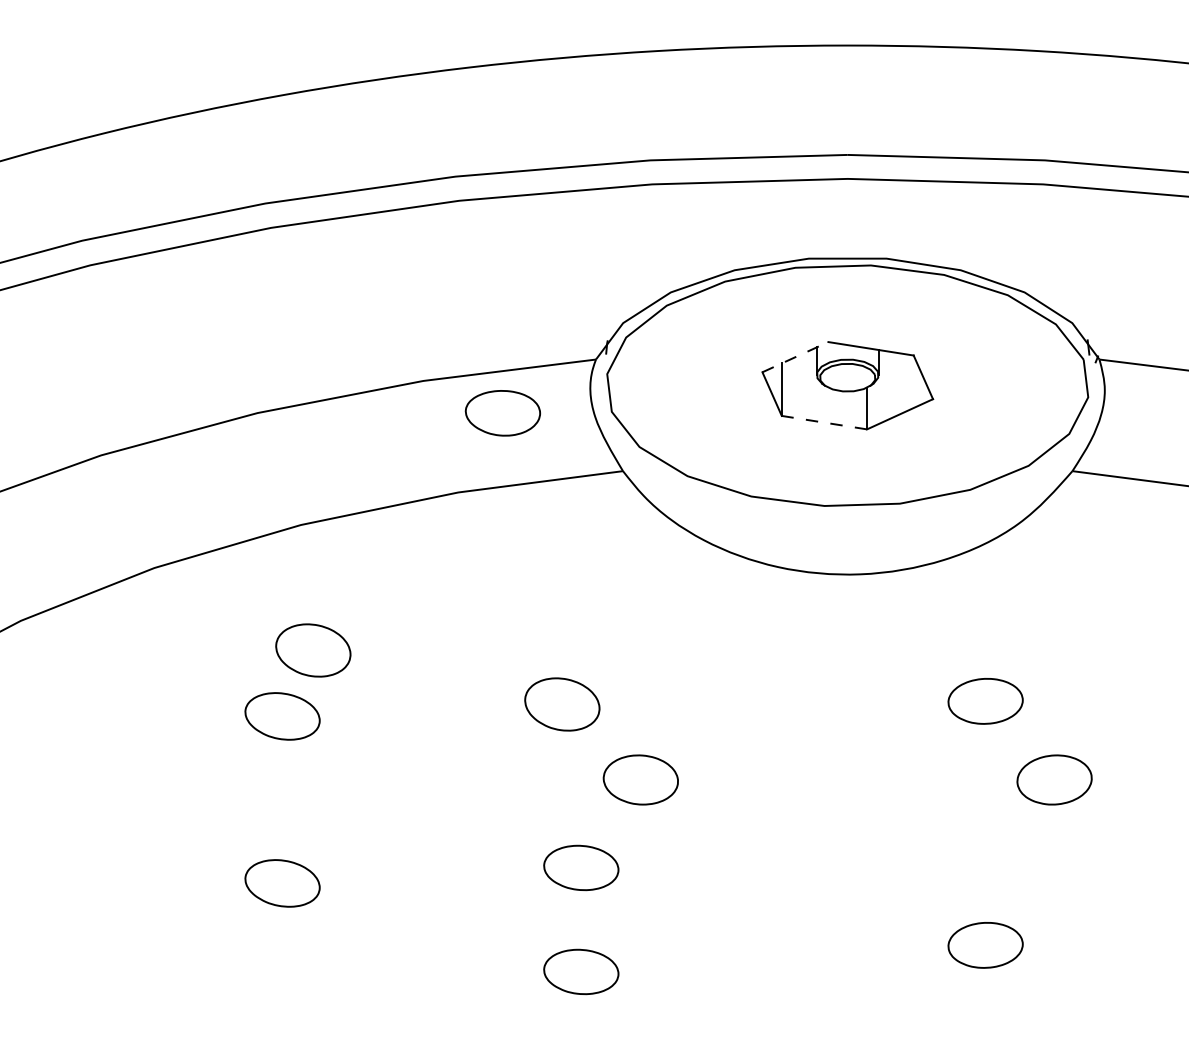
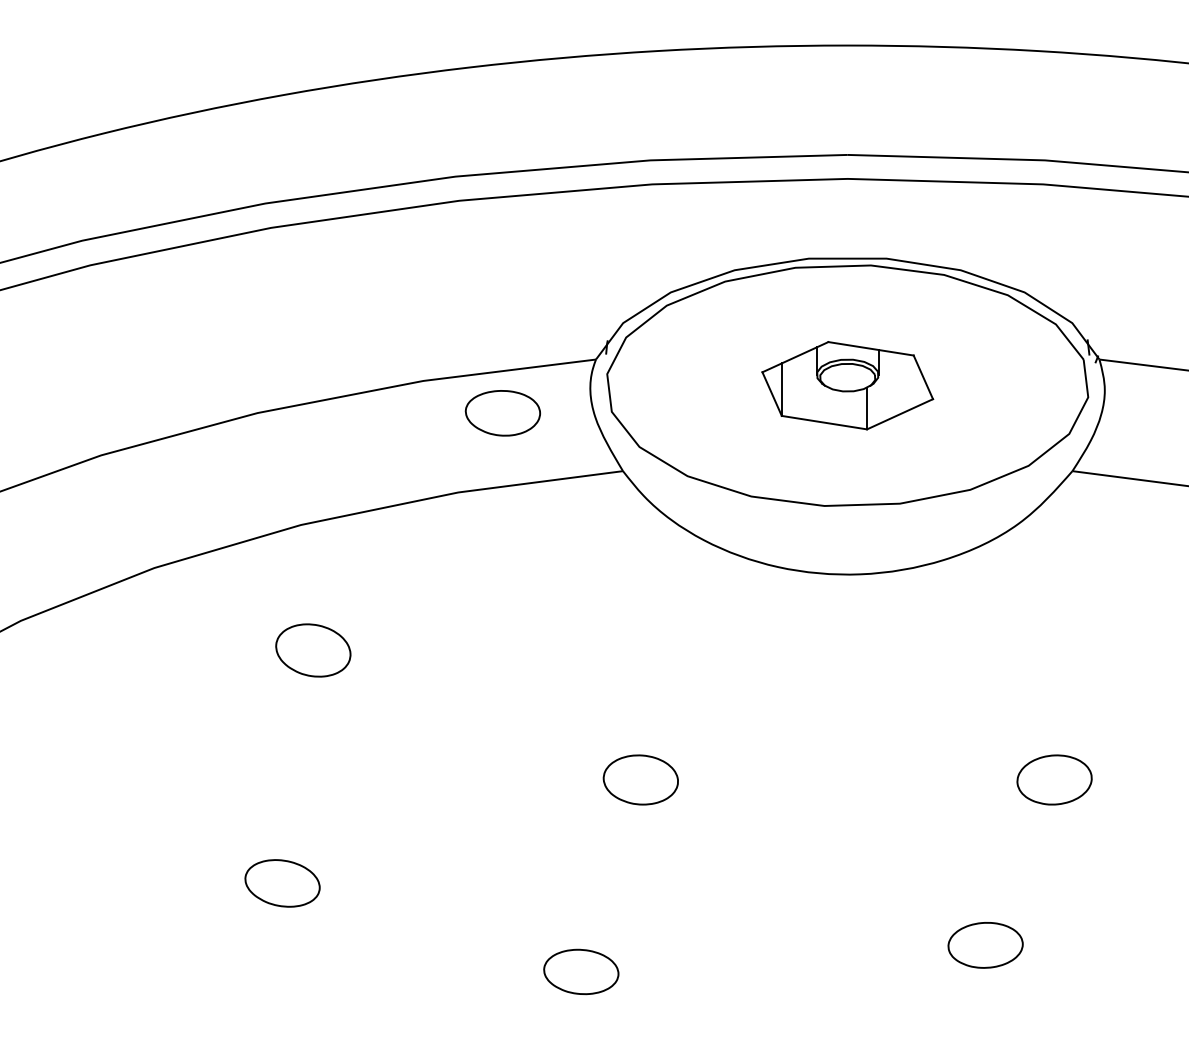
line: dashed -> solid (795, 356)
line: dashed -> solid (823, 422)
part: present -> none (985, 701)
part: present -> none (562, 704)
part: present -> none (282, 716)
part: present -> none (581, 867)
